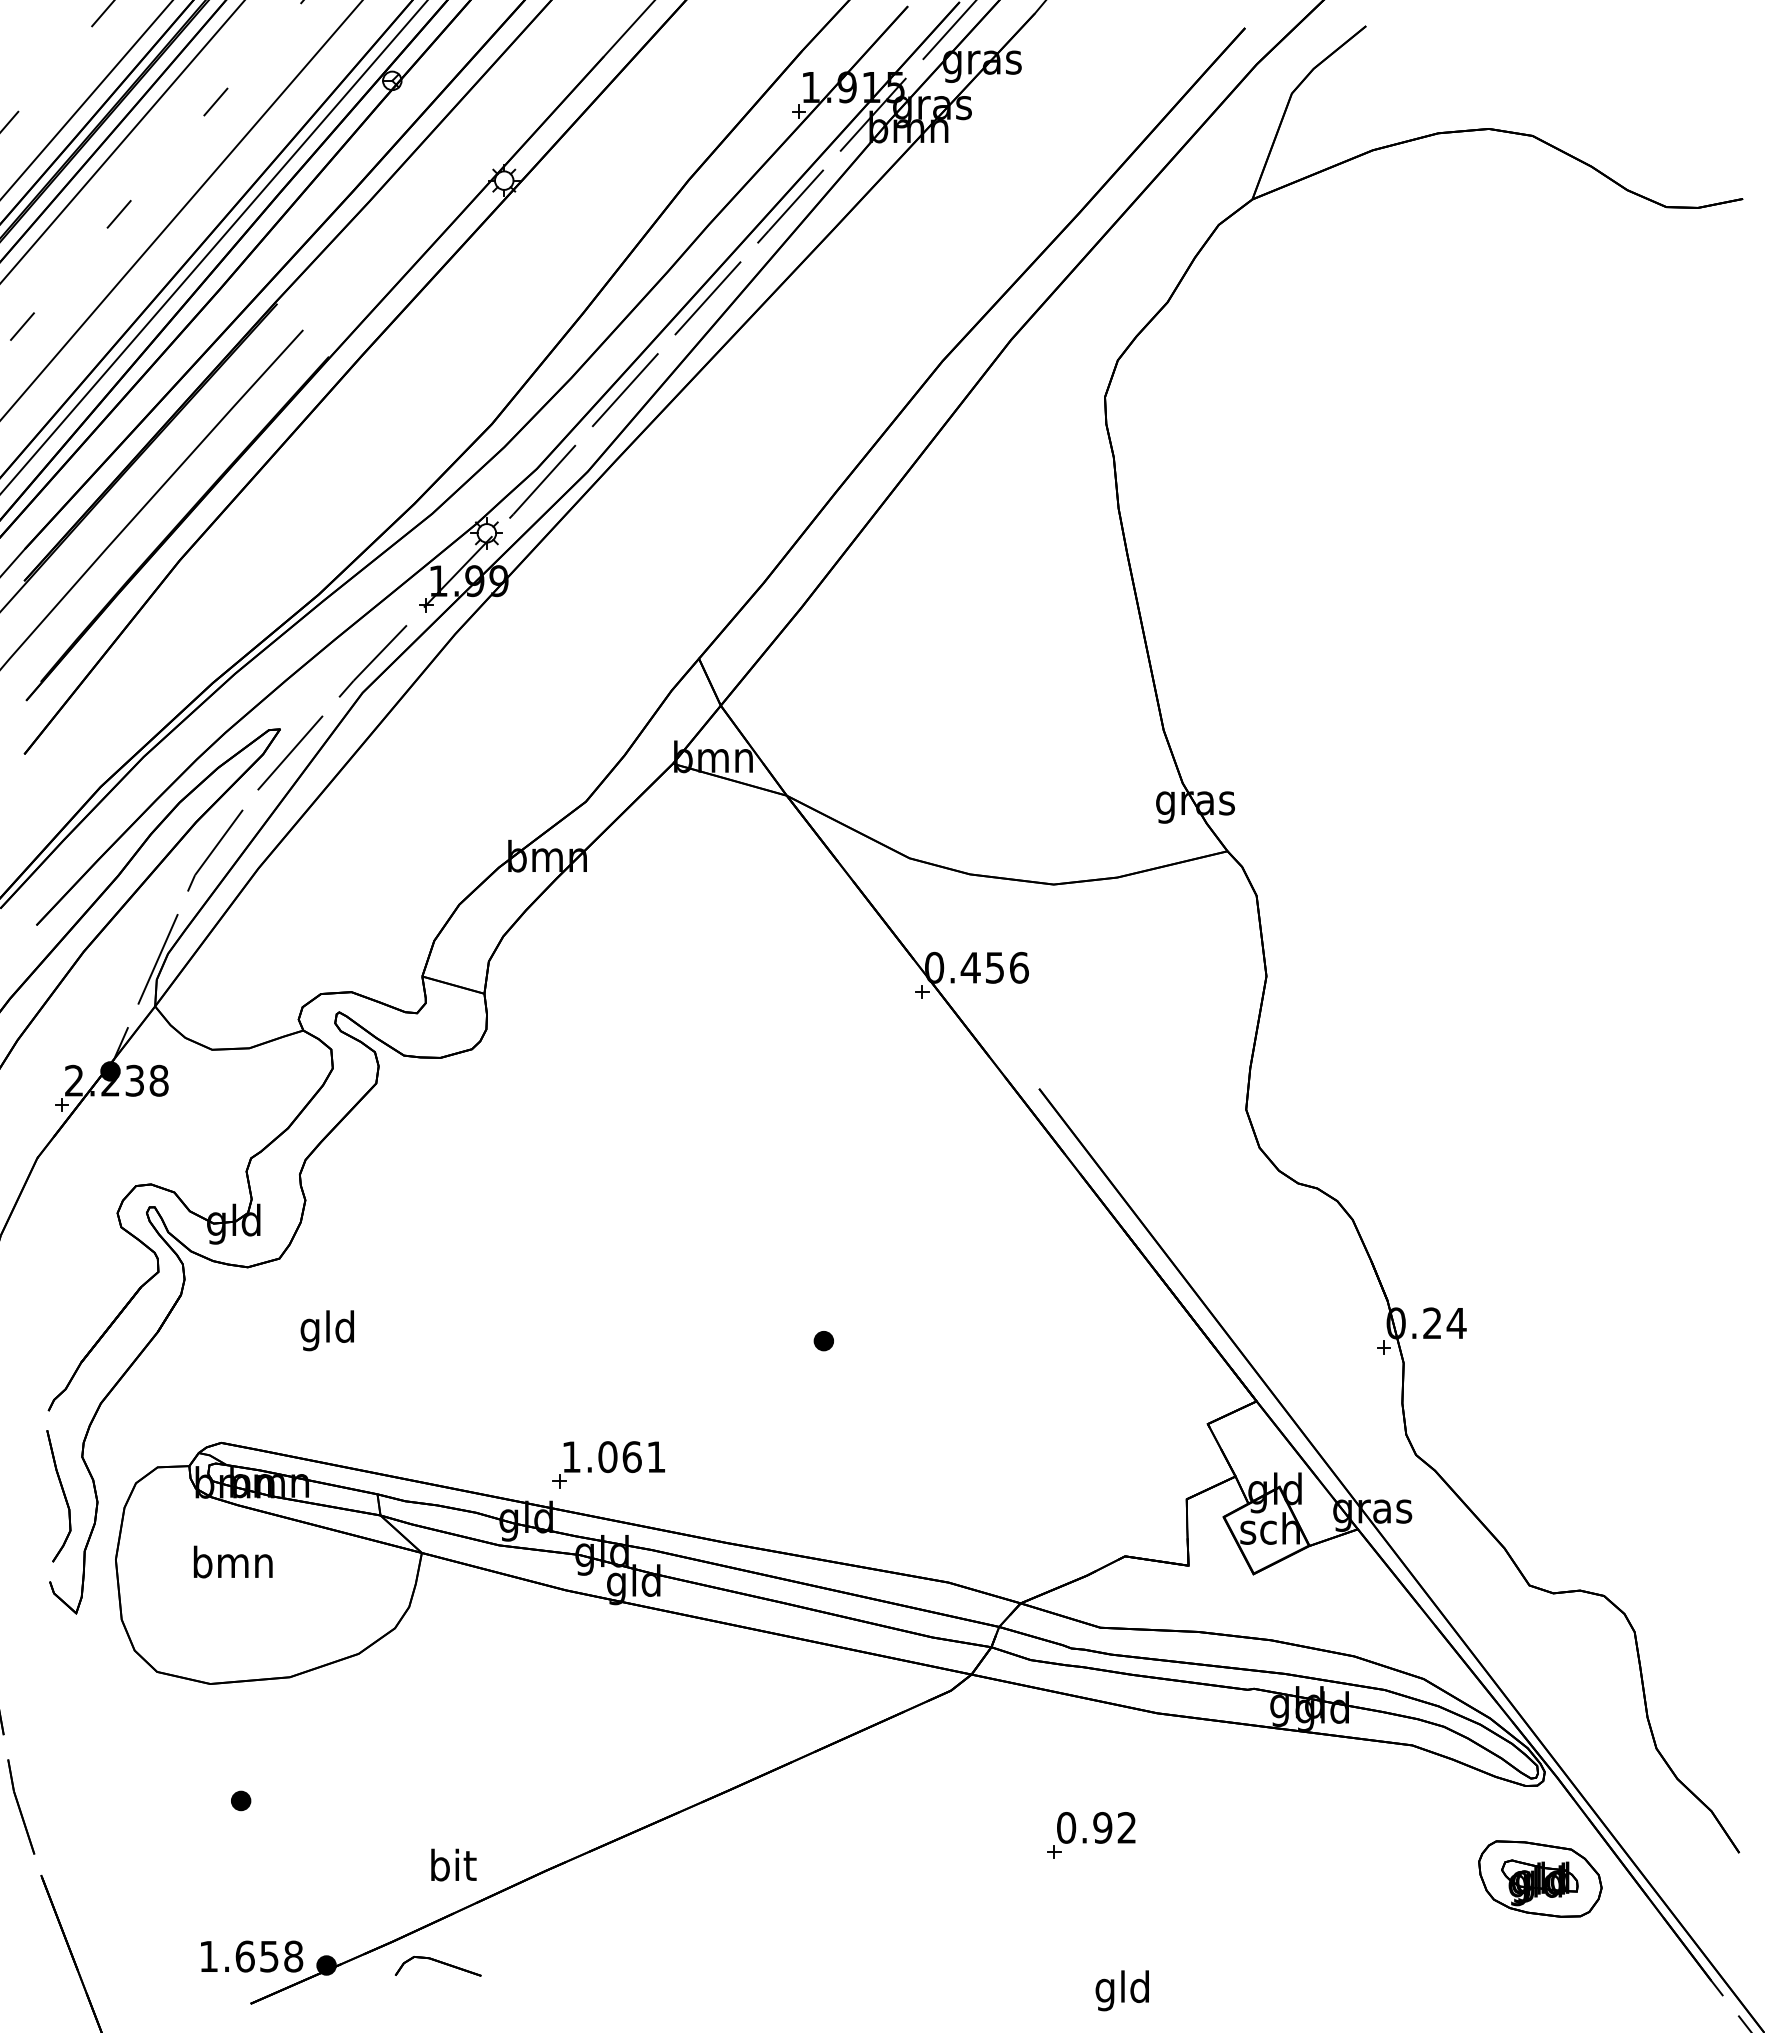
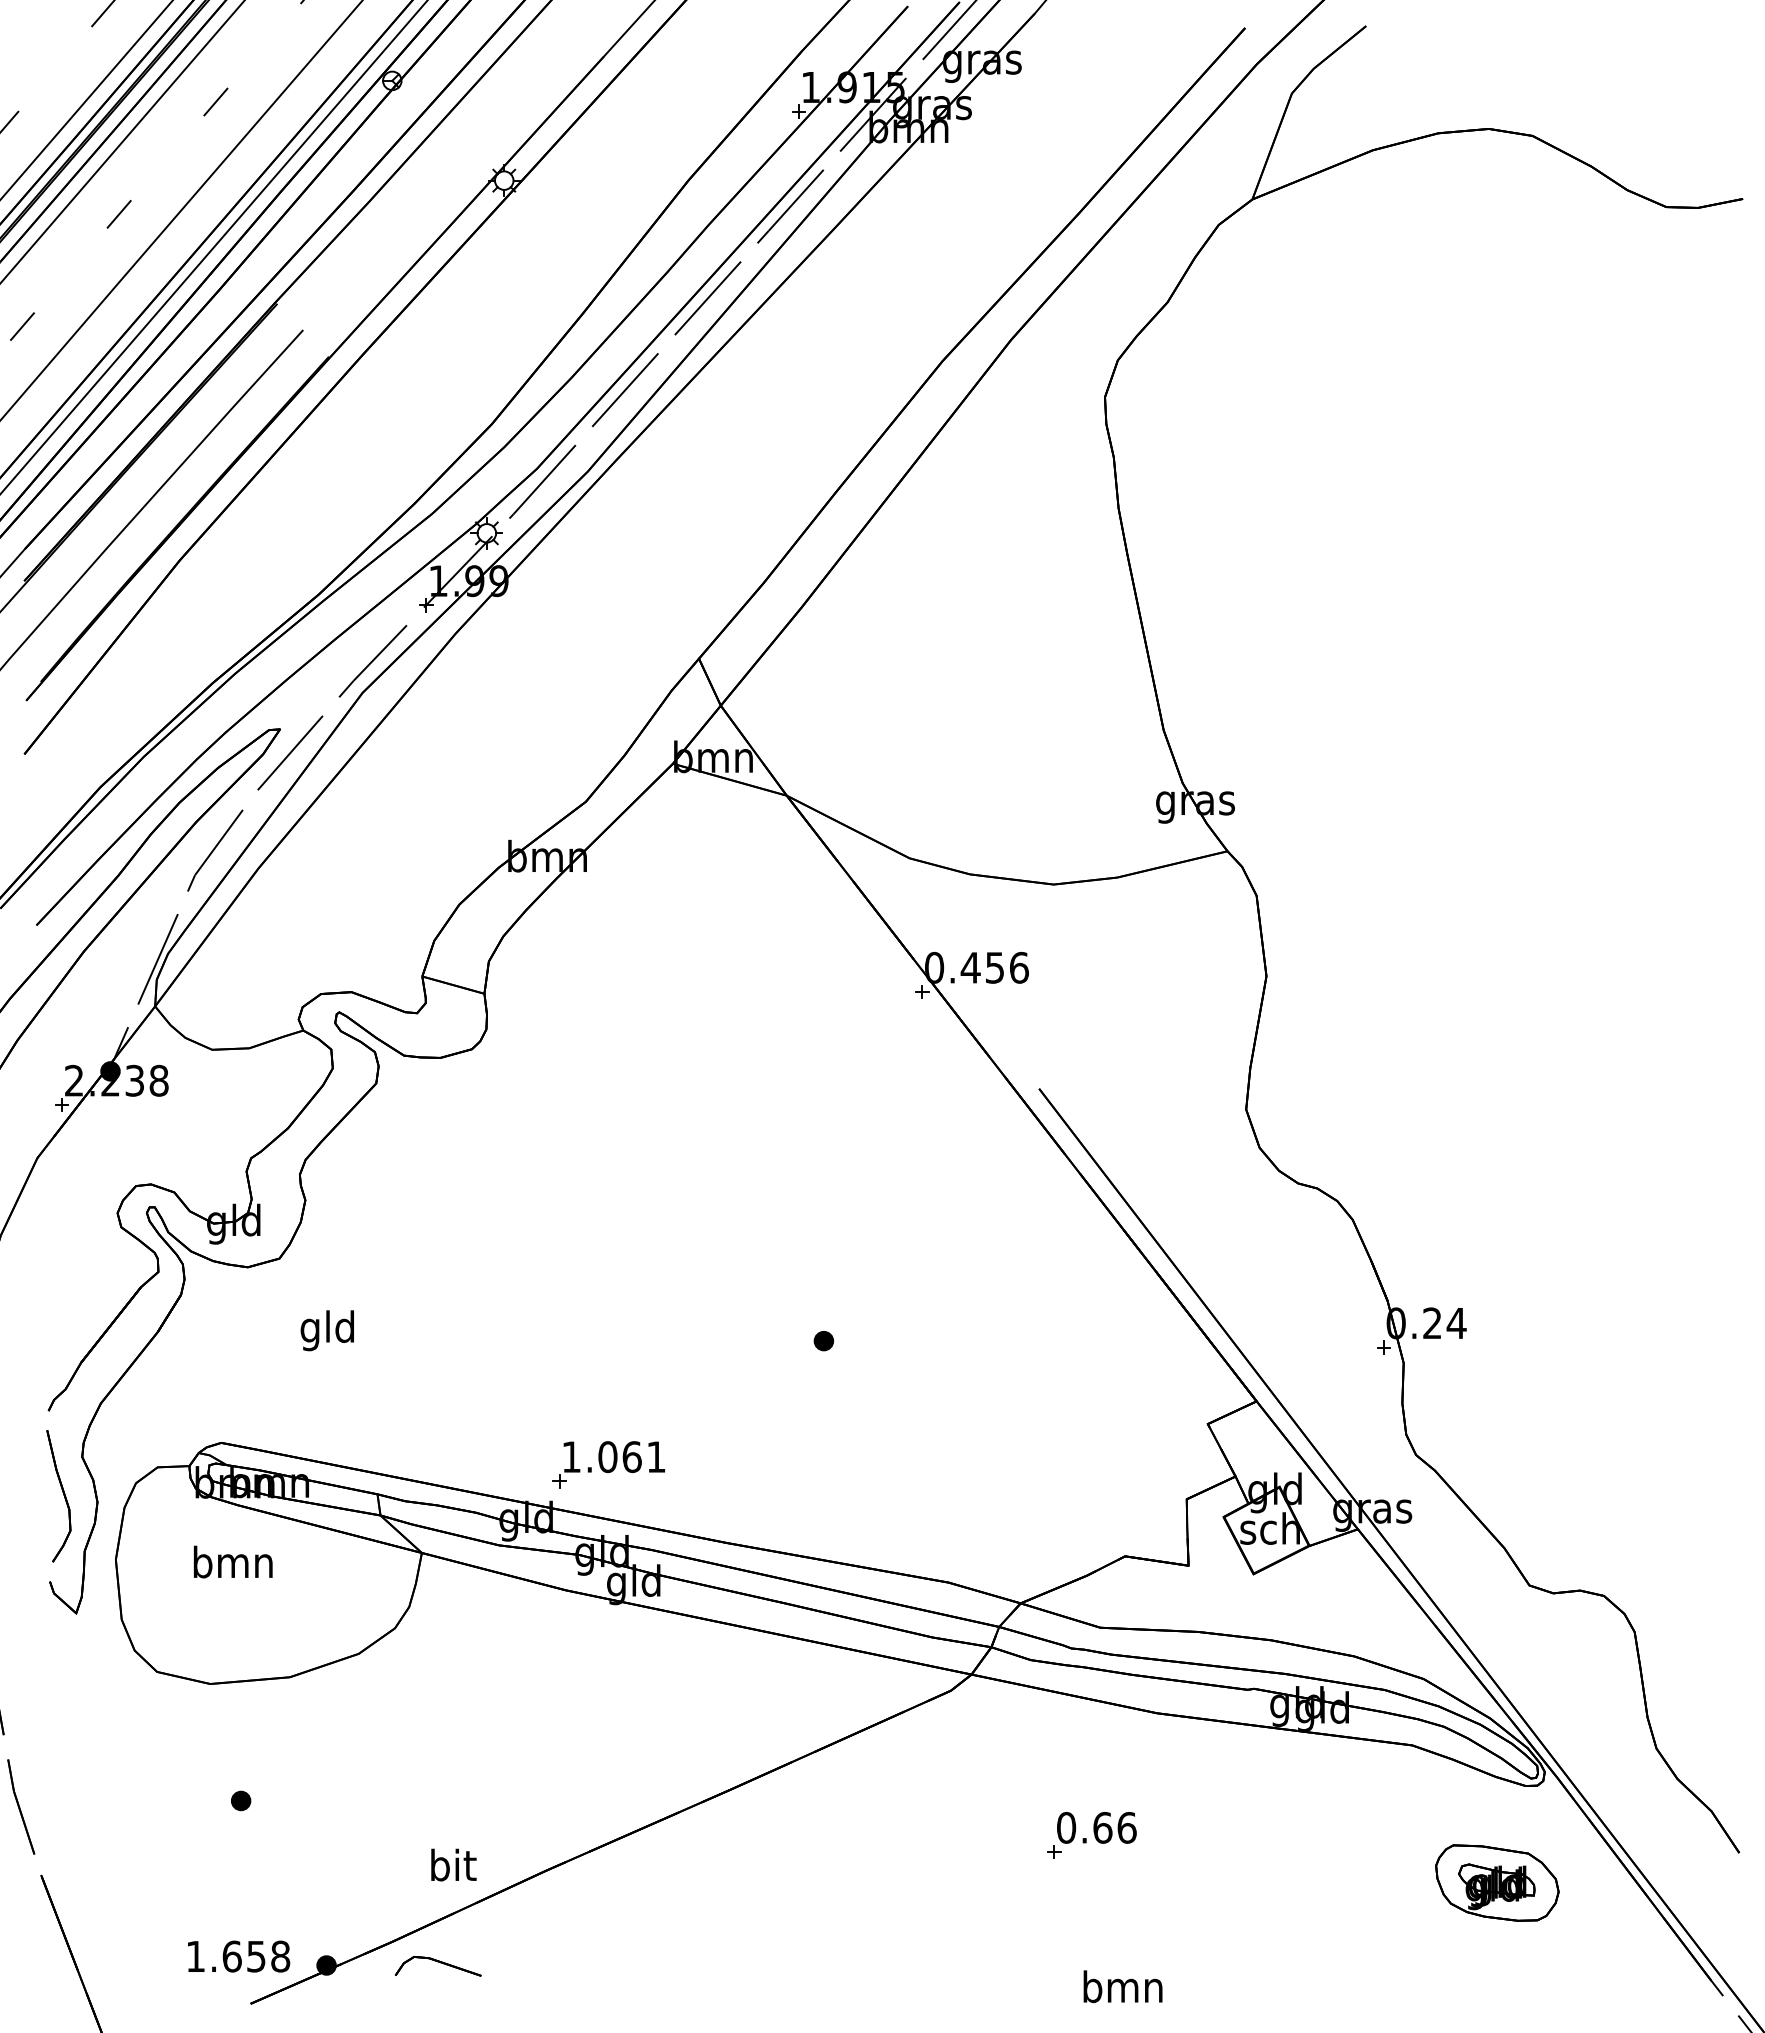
text: 0.92 -> 0.66 (1114, 1827)
part position: (1540, 1878) -> (1497, 1882) (1497, 1882)
text position: (252, 1956) -> (239, 1956) (239, 1956)
text: gld -> bmn (1122, 1990)
